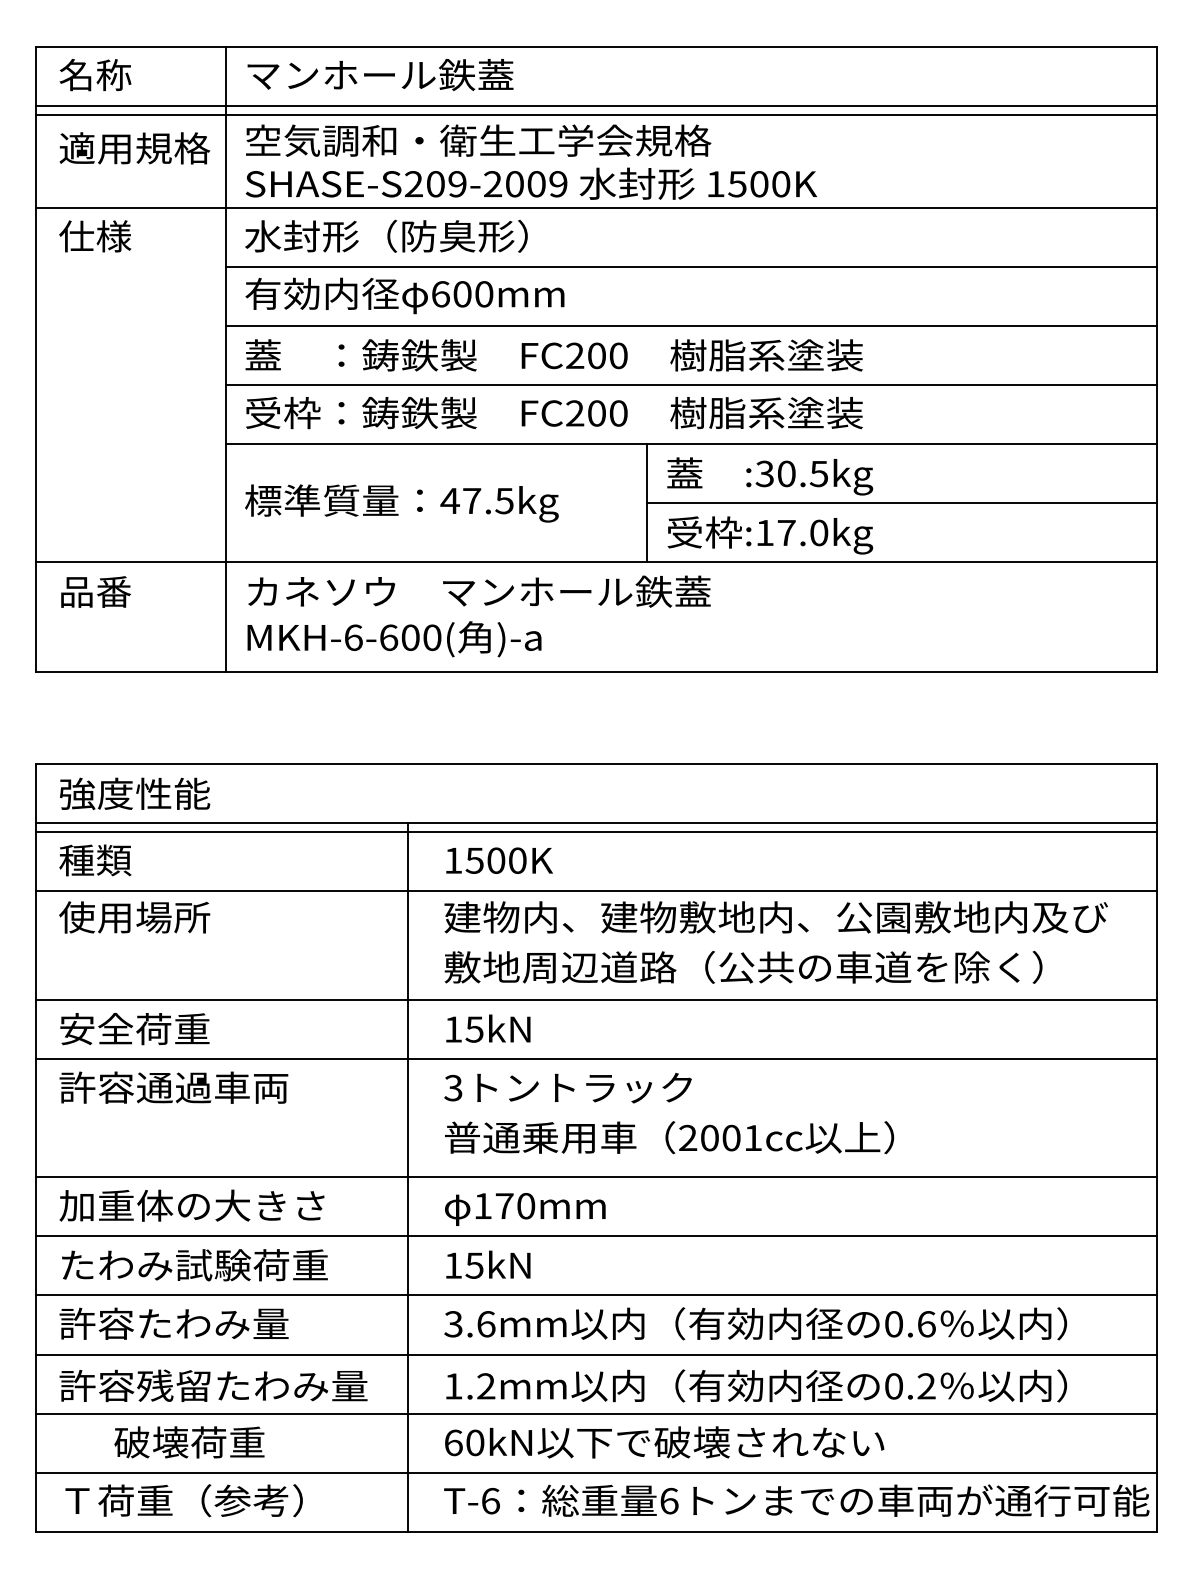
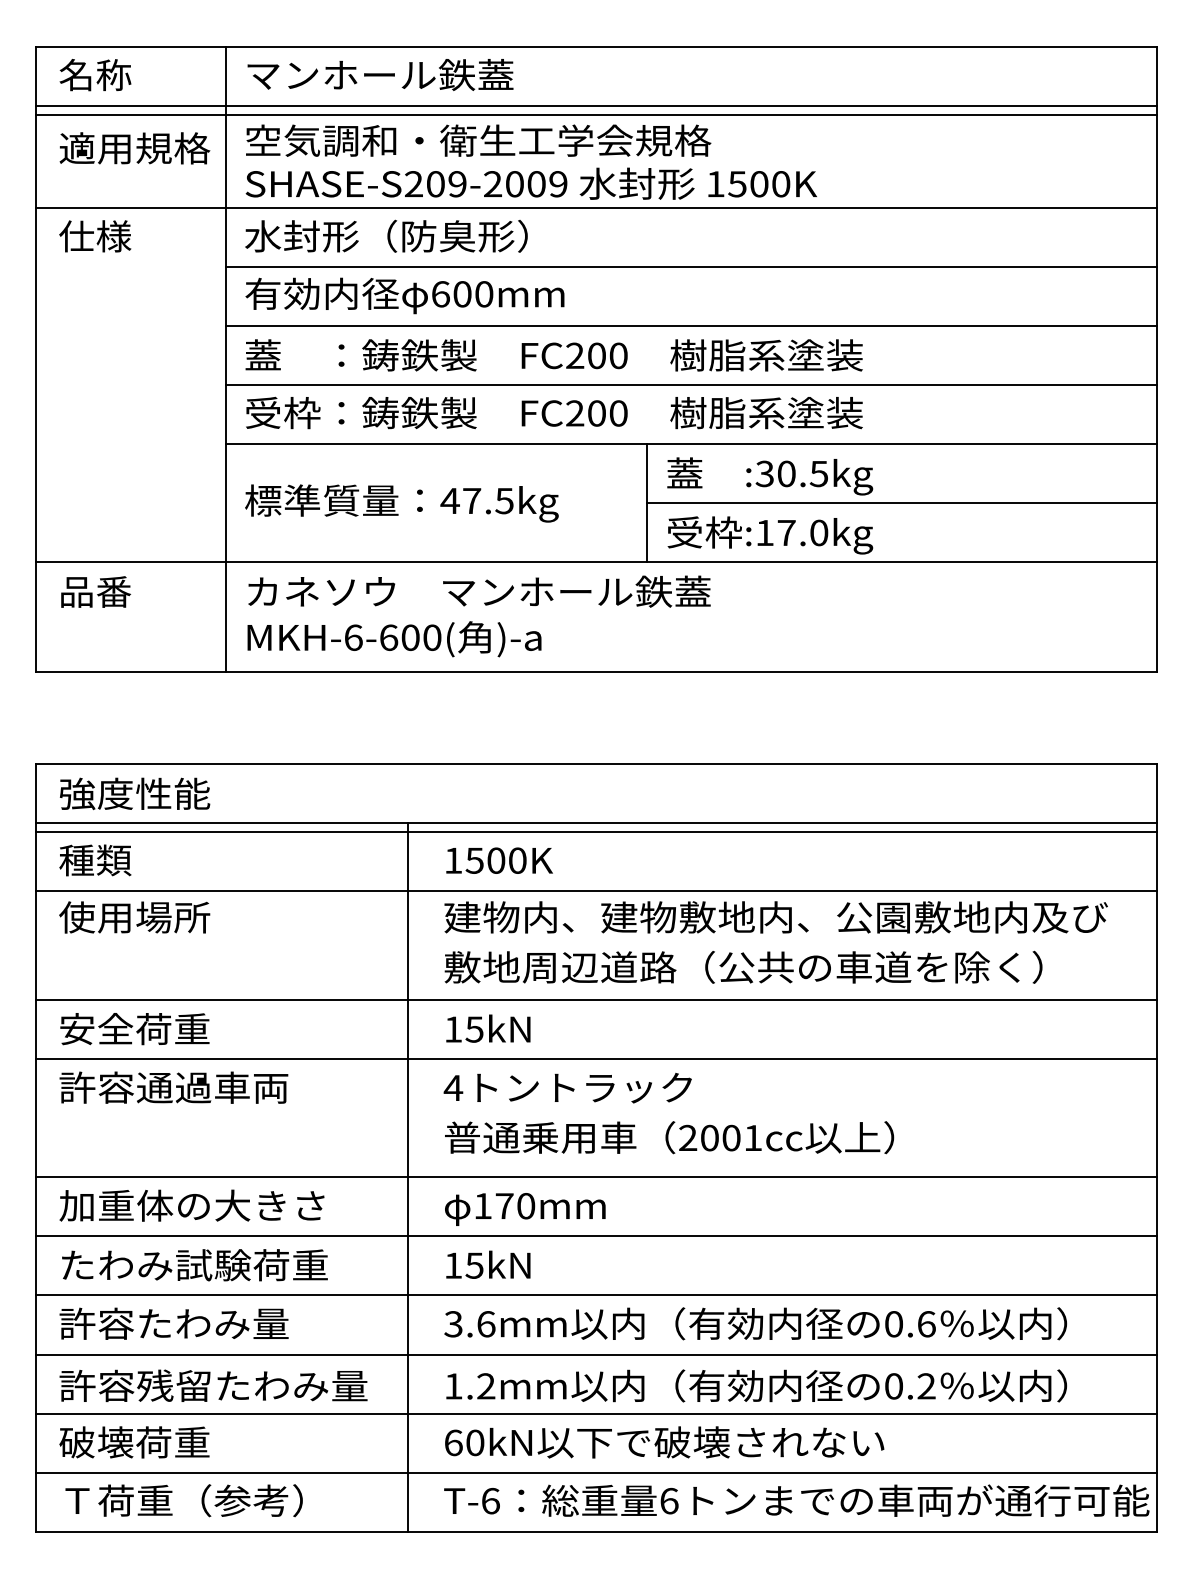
text: 3 -> 4 (453, 1087)
text position: (189, 1442) -> (134, 1442) (134, 1442)
